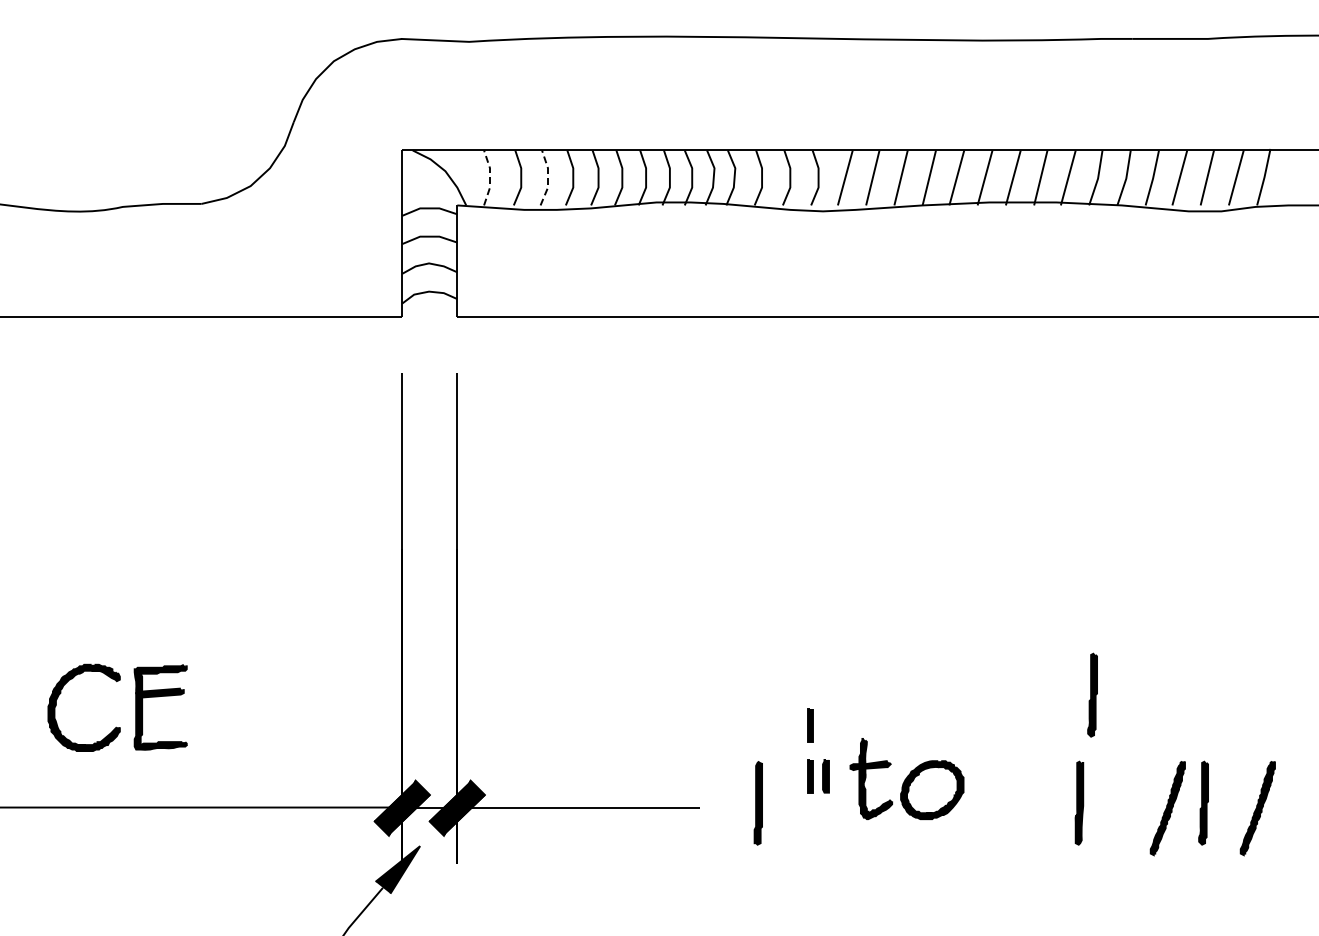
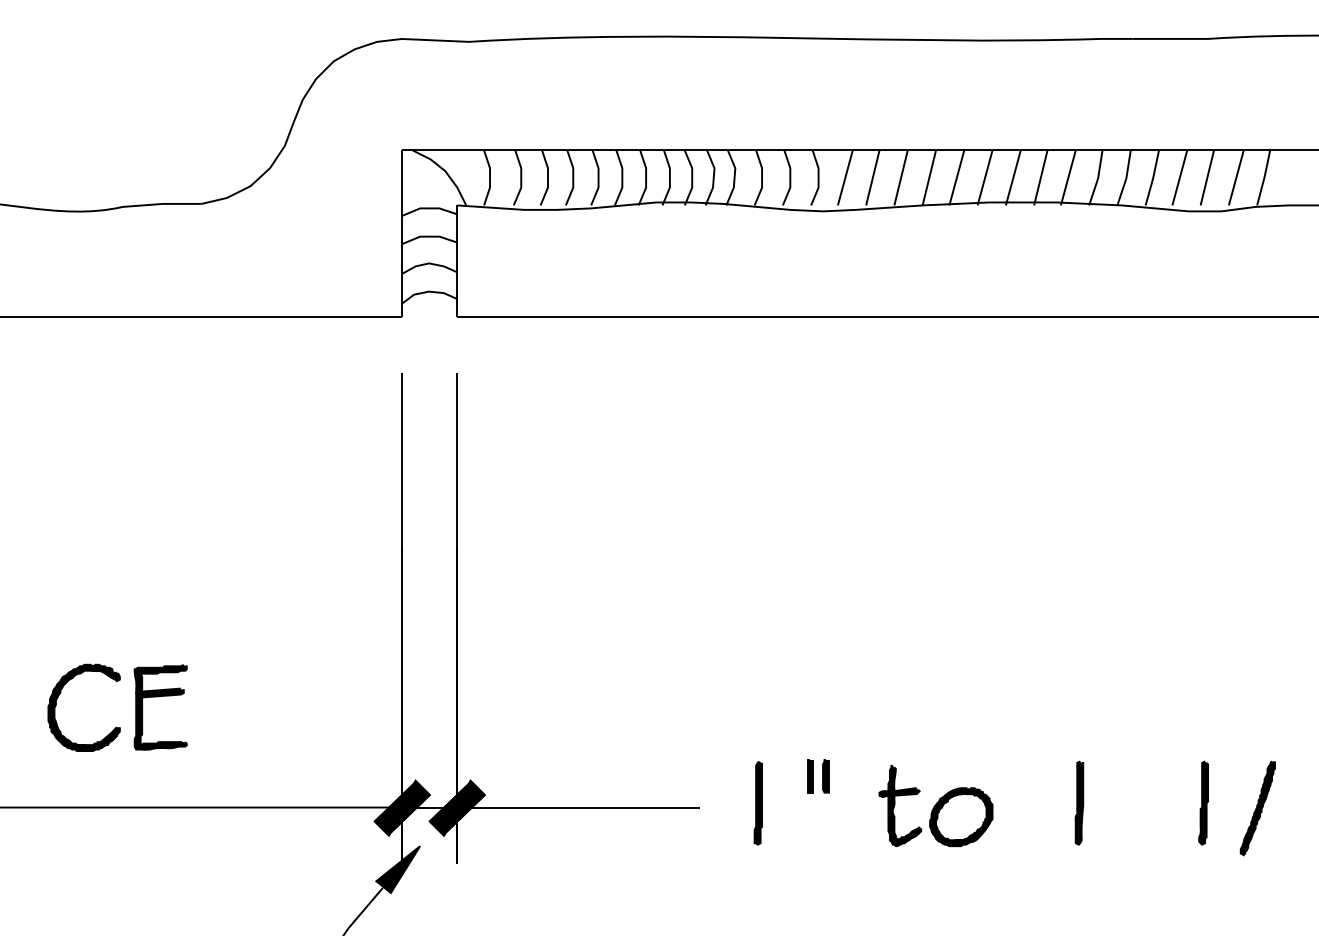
line: dashed -> solid (490, 177)
line: dashed -> solid (548, 177)
part: present -> none (1092, 694)
part: present -> none (810, 725)
part position: (906, 778) -> (935, 805) (935, 805)
part: present -> none (1167, 808)
